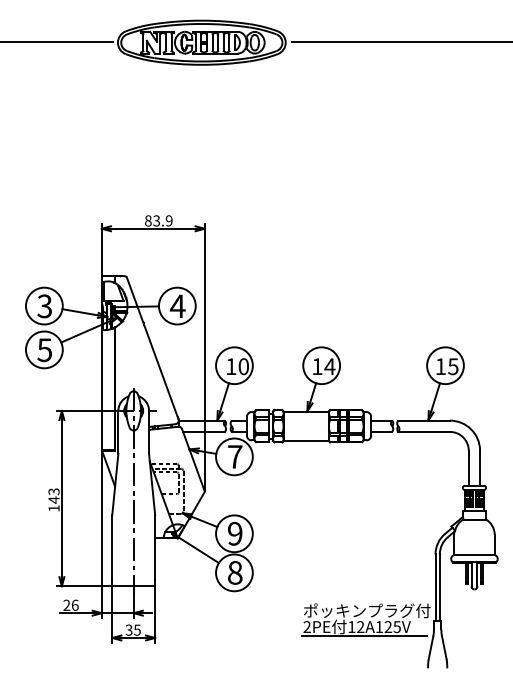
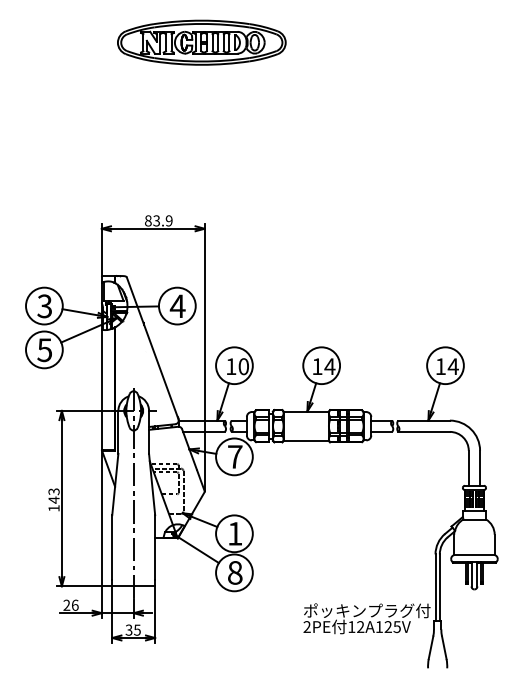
line: present -> none (57, 41)
line: present -> none (400, 41)
text: 15 -> 14 (452, 366)
text: 9 -> 1 (235, 533)
line: present -> none (364, 635)
